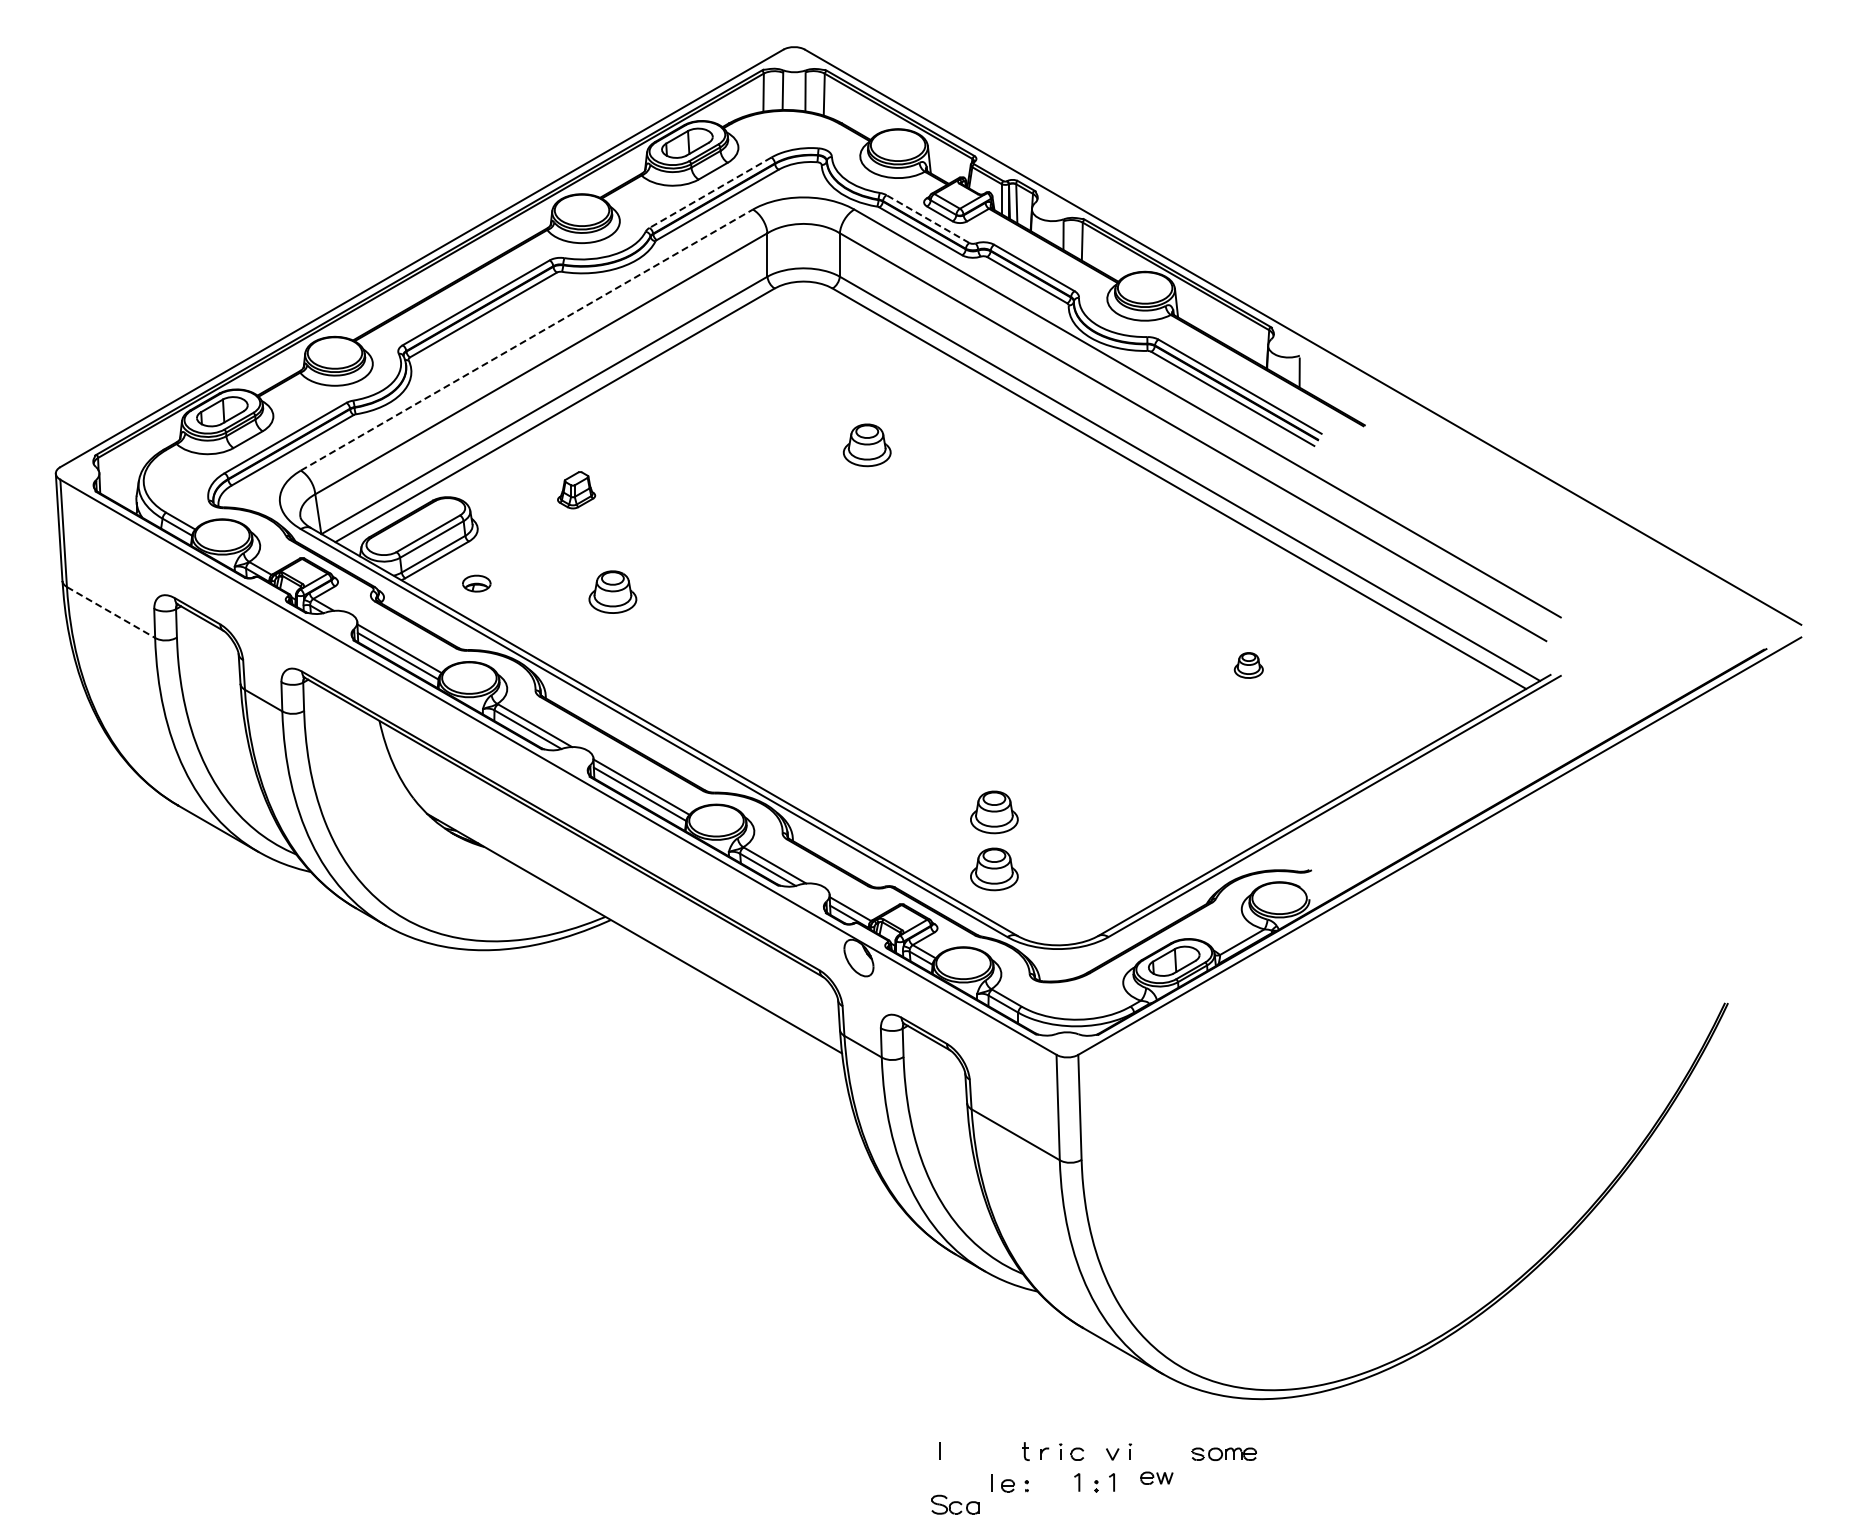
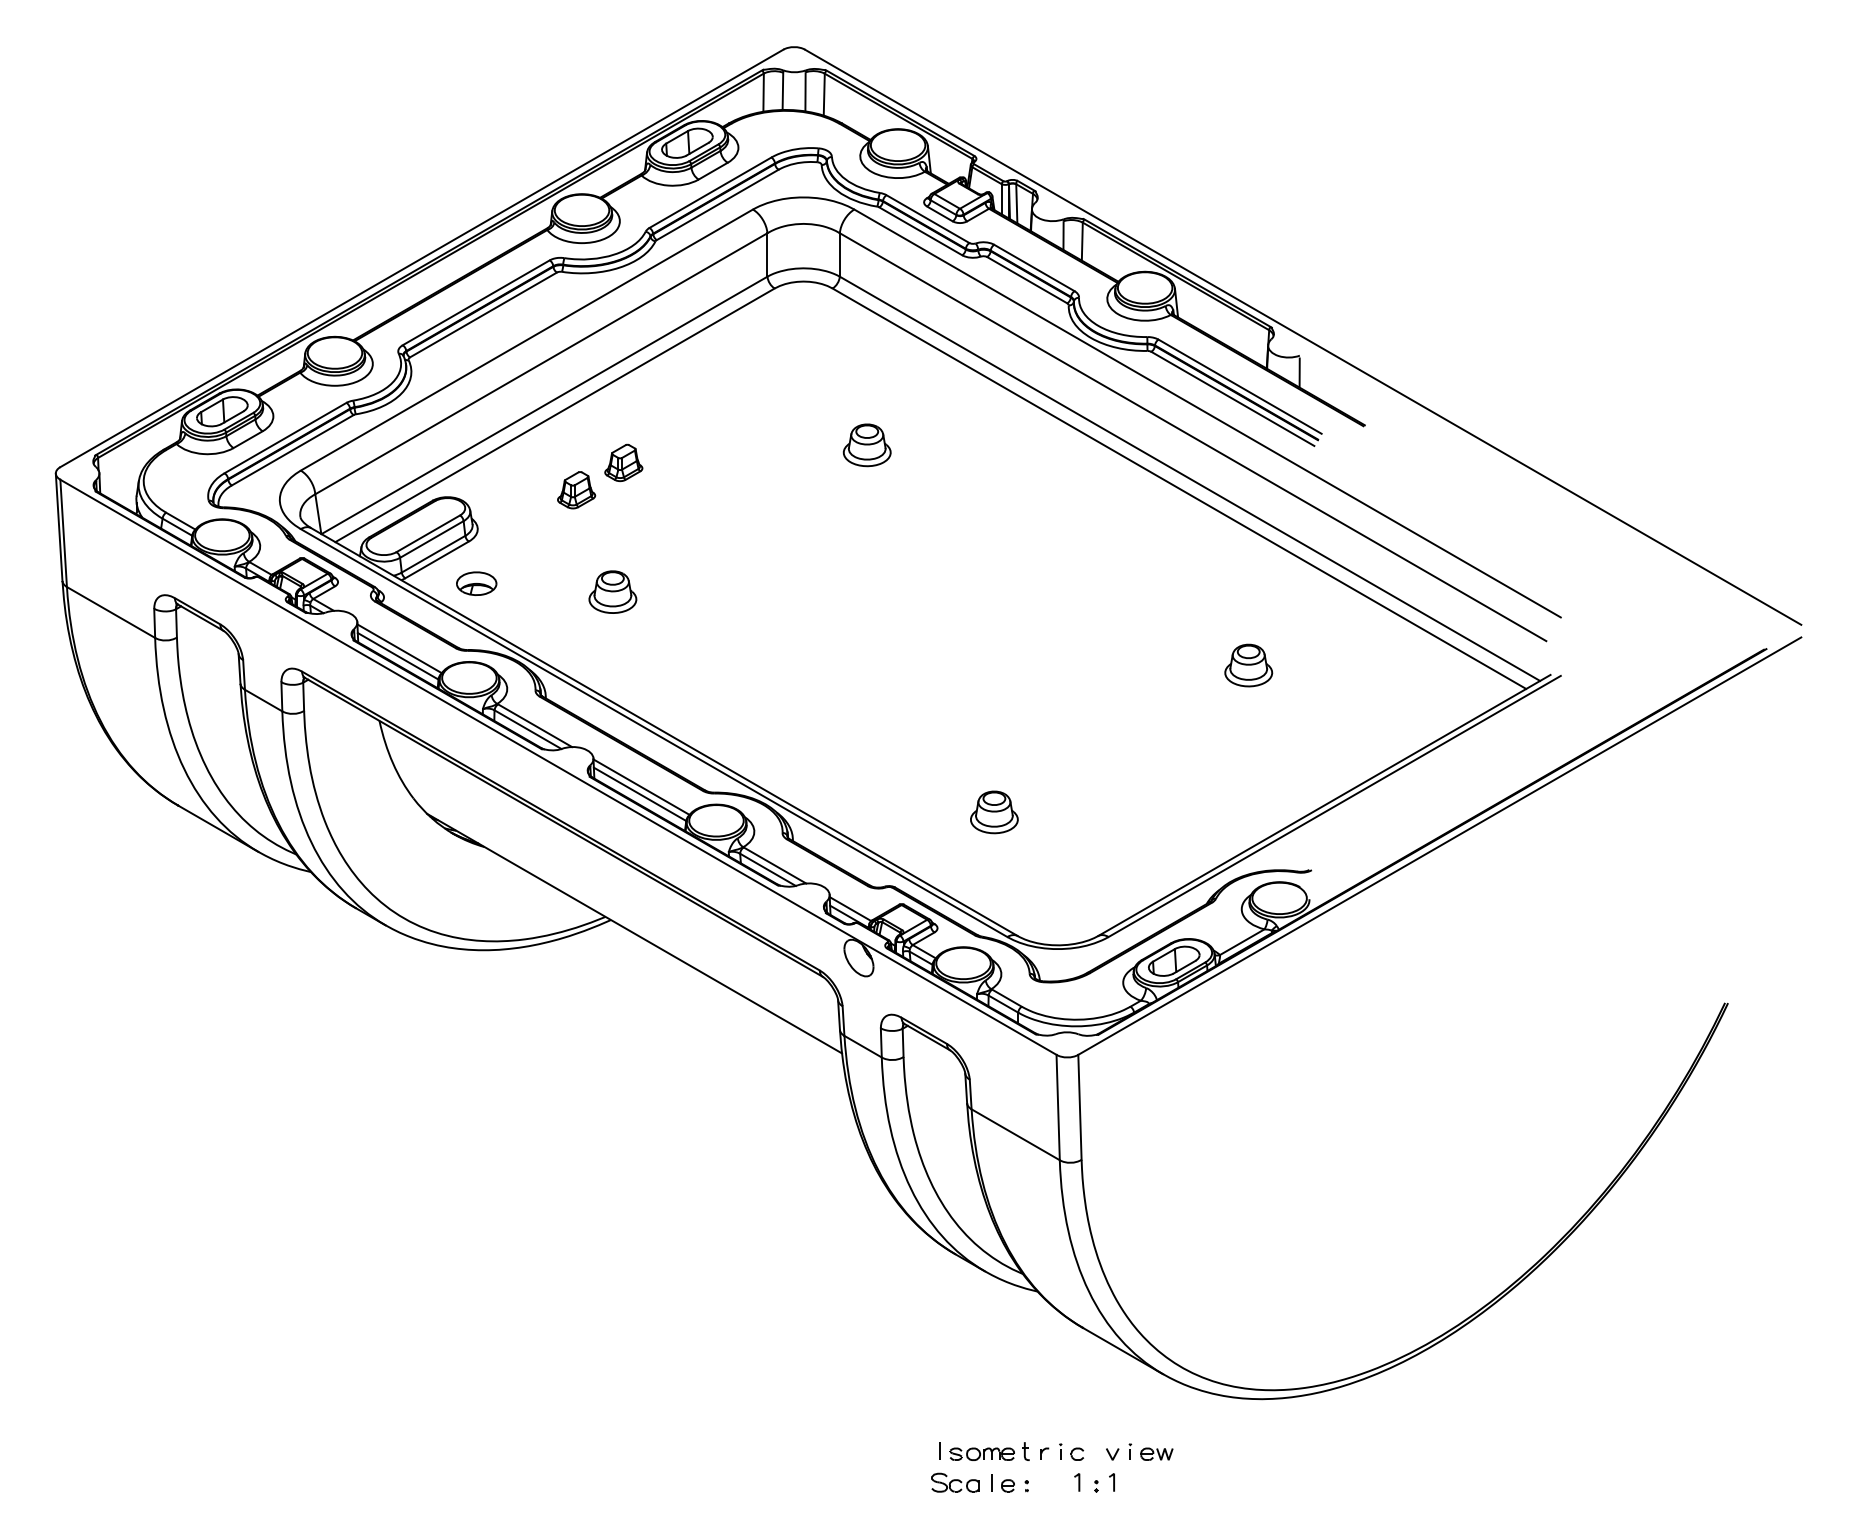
line: dashed -> solid (710, 192)
line: dashed -> solid (928, 219)
line: dashed -> solid (527, 339)
part: none -> present (623, 462)
part size: 30x19 px -> 42x25 px (476, 583)
line: dashed -> solid (111, 612)
part size: 31x27 px -> 50x45 px (1248, 665)
part: present -> none (994, 869)
part position: (1223, 1453) -> (981, 1453) (981, 1453)
part position: (1156, 1477) -> (1156, 1453) (1156, 1453)
part position: (955, 1504) -> (955, 1482) (955, 1482)
